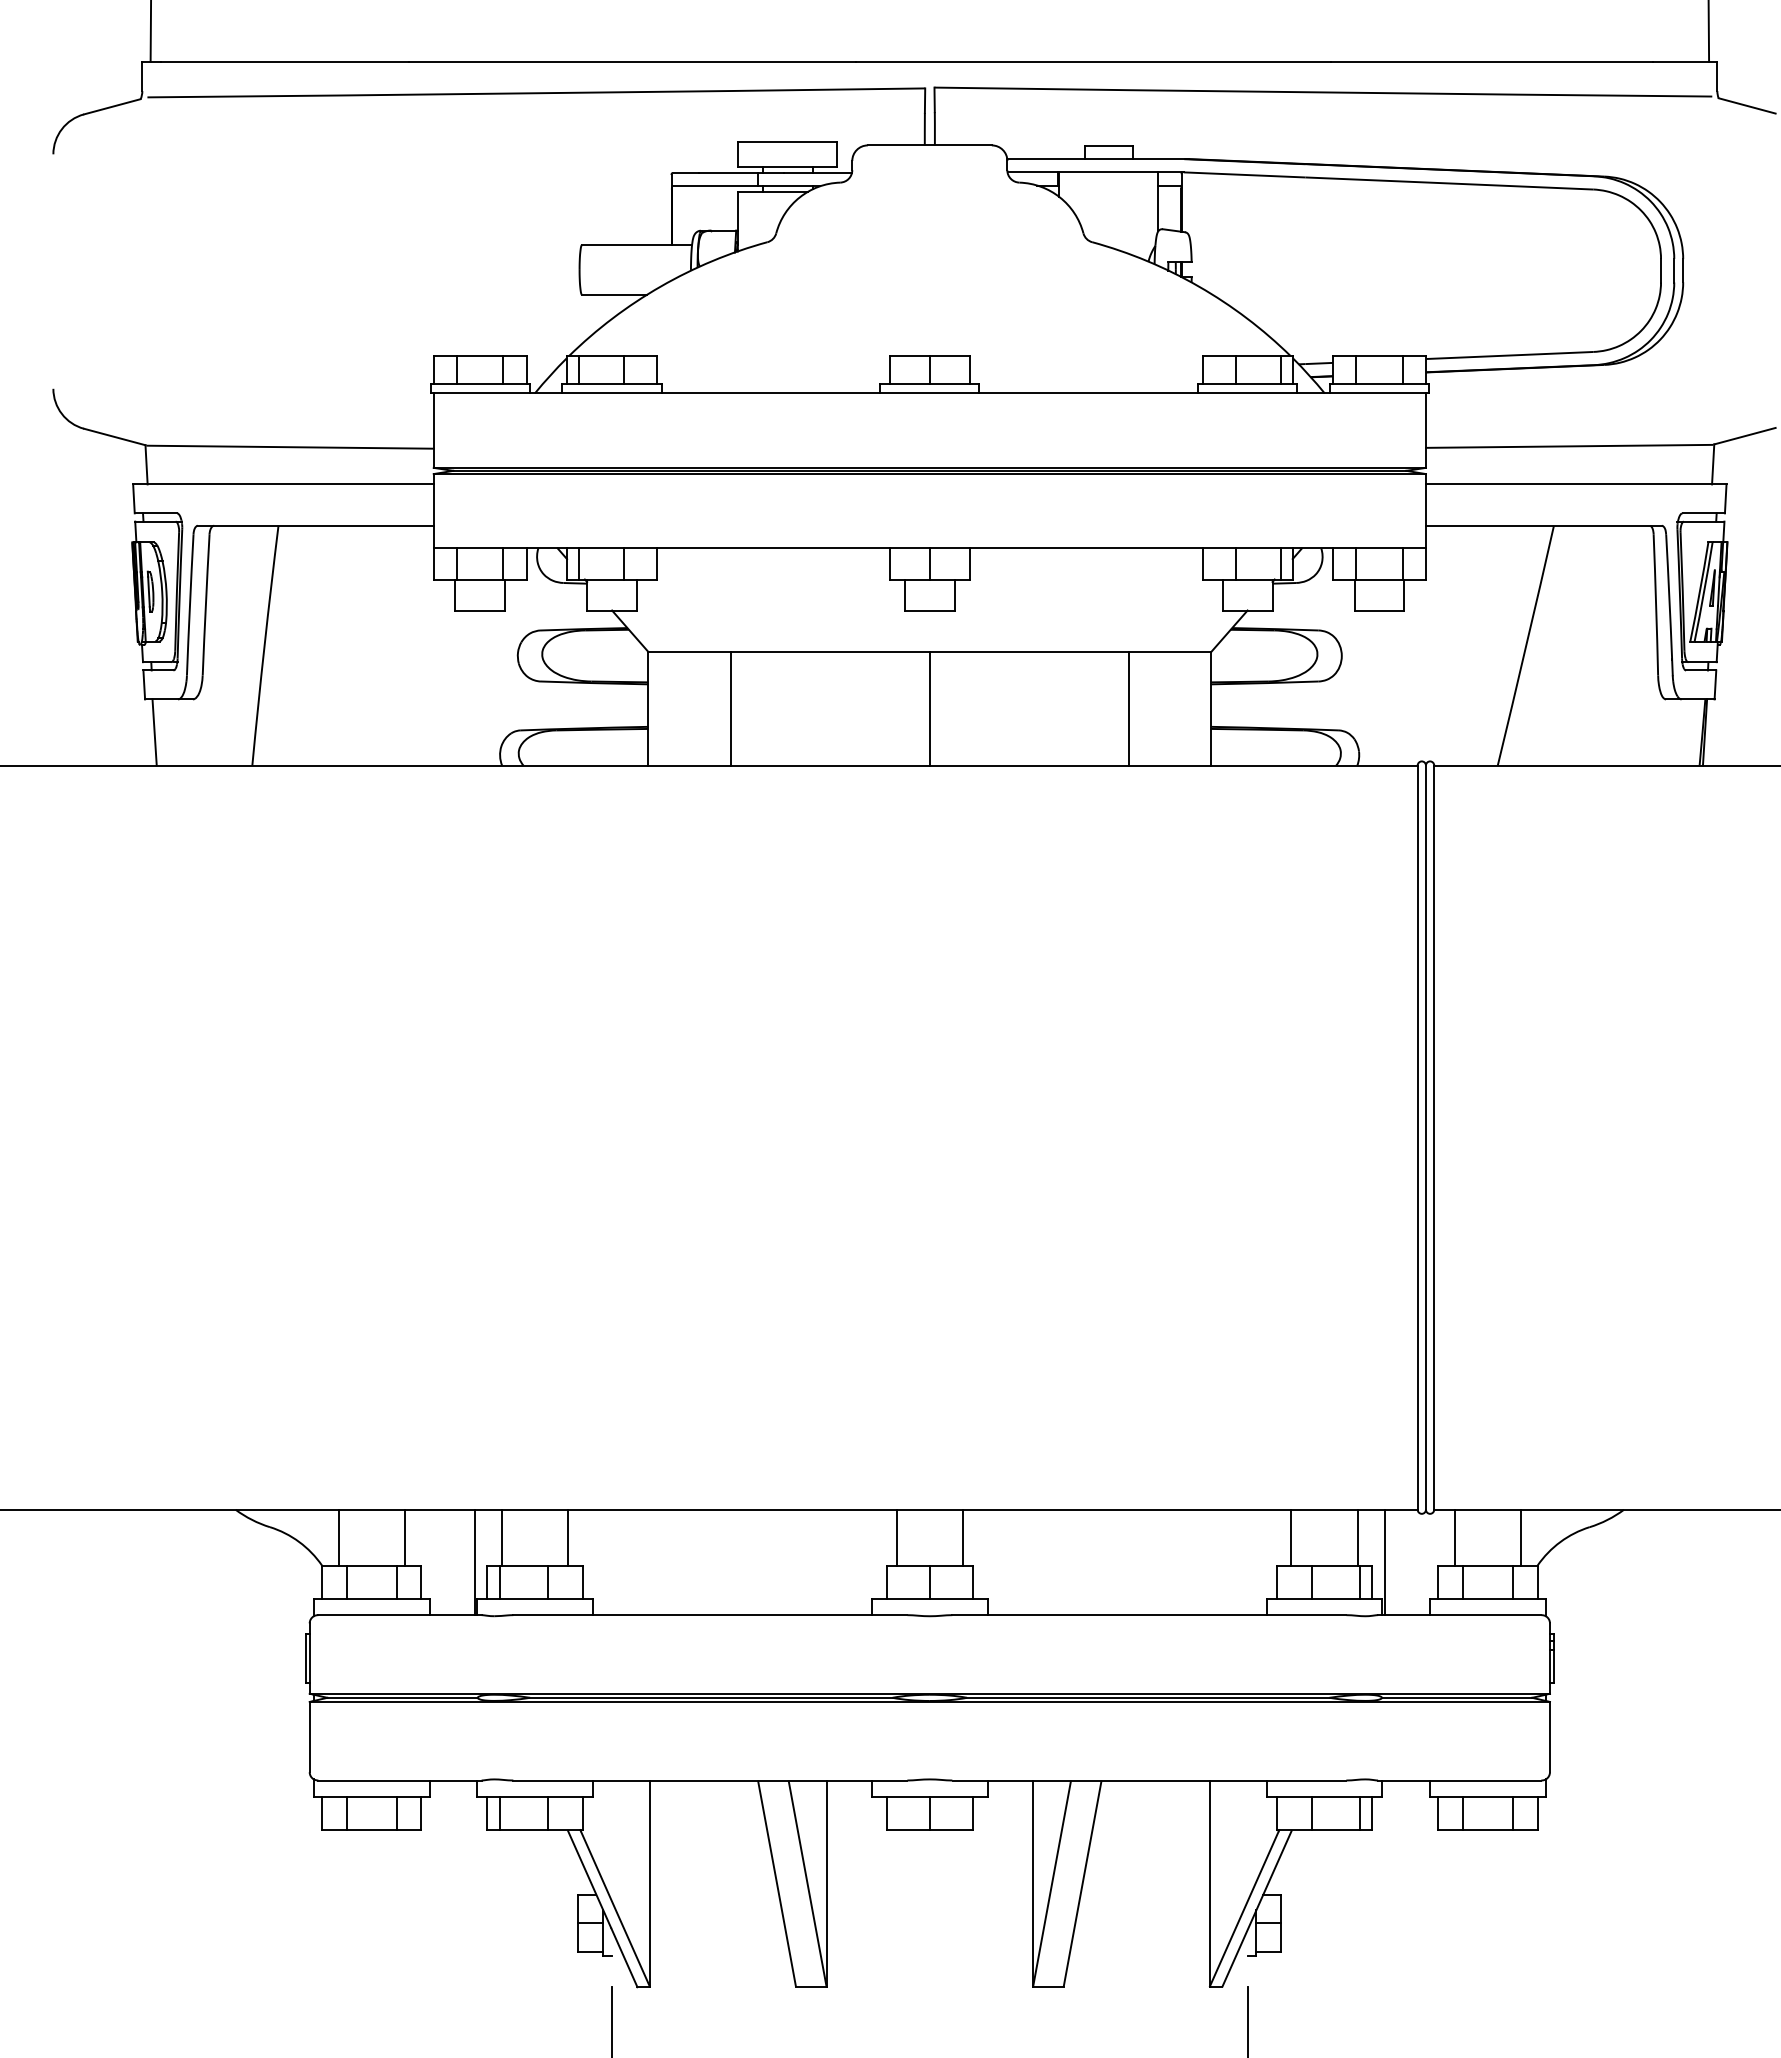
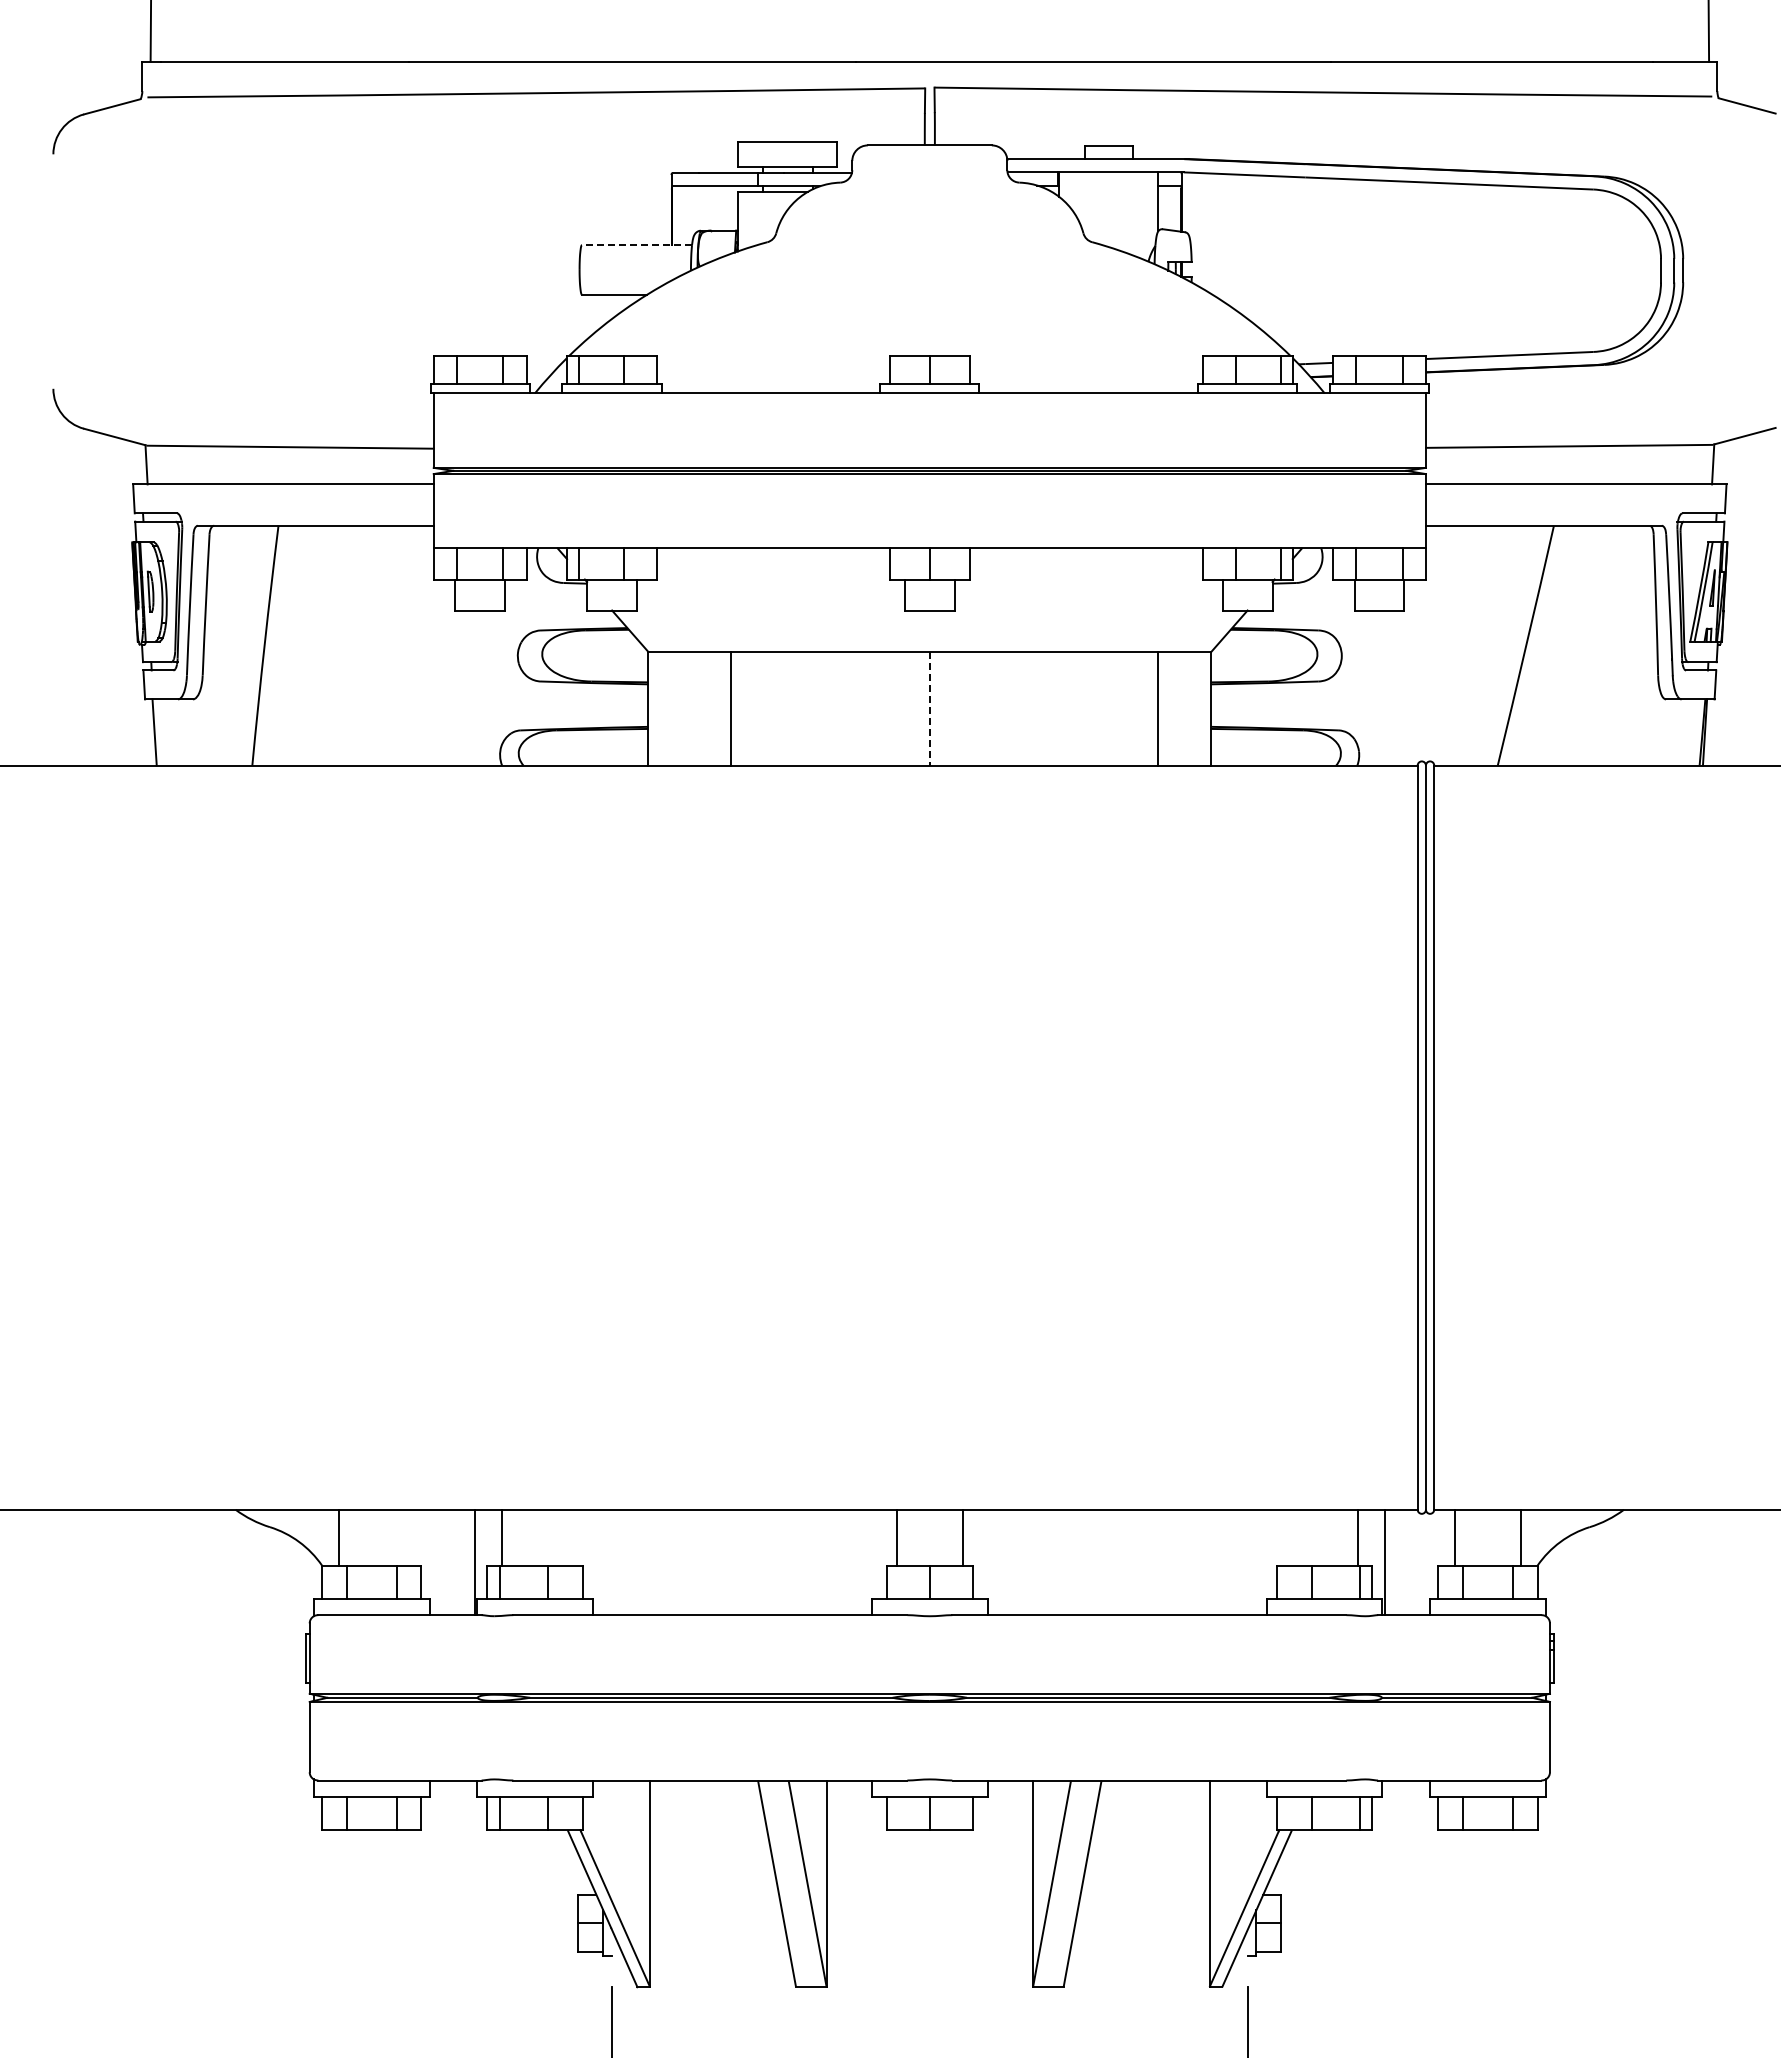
line: solid -> dashed (636, 245)
line: solid -> dashed (929, 708)
line position: (1128, 708) -> (1157, 708) (1157, 708)
line: present -> none (404, 1537)
line: present -> none (568, 1537)
line: present -> none (1291, 1537)
